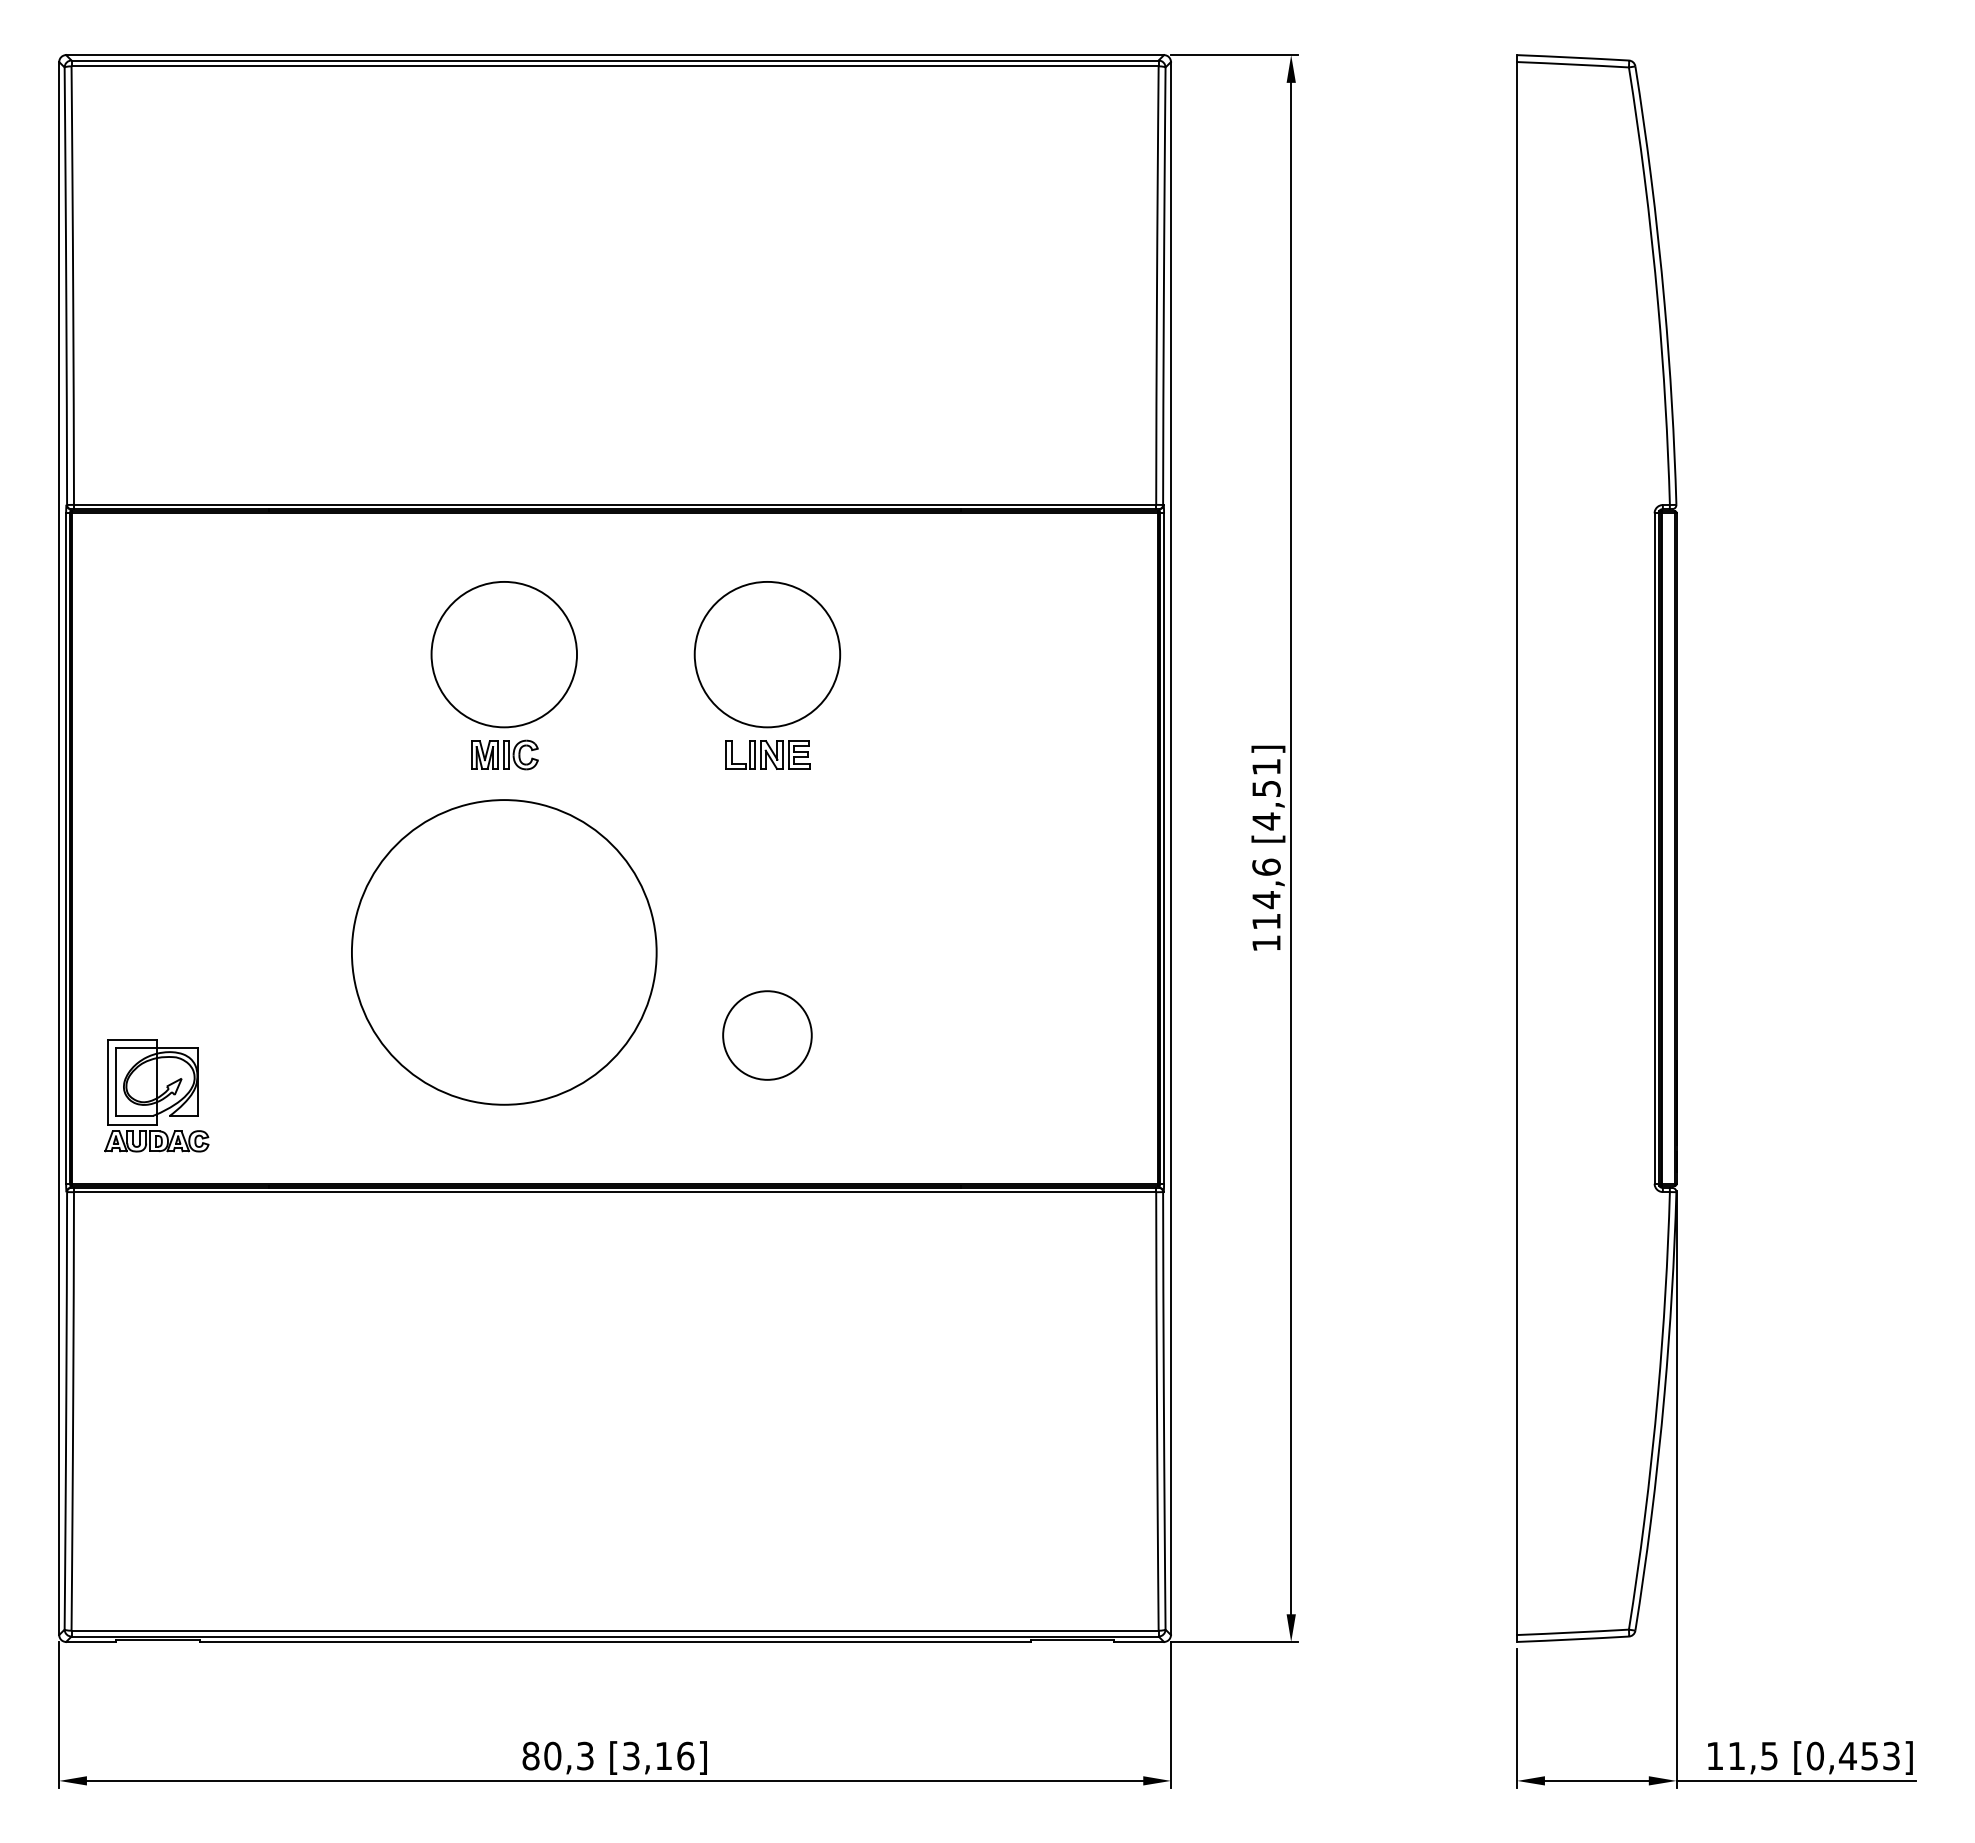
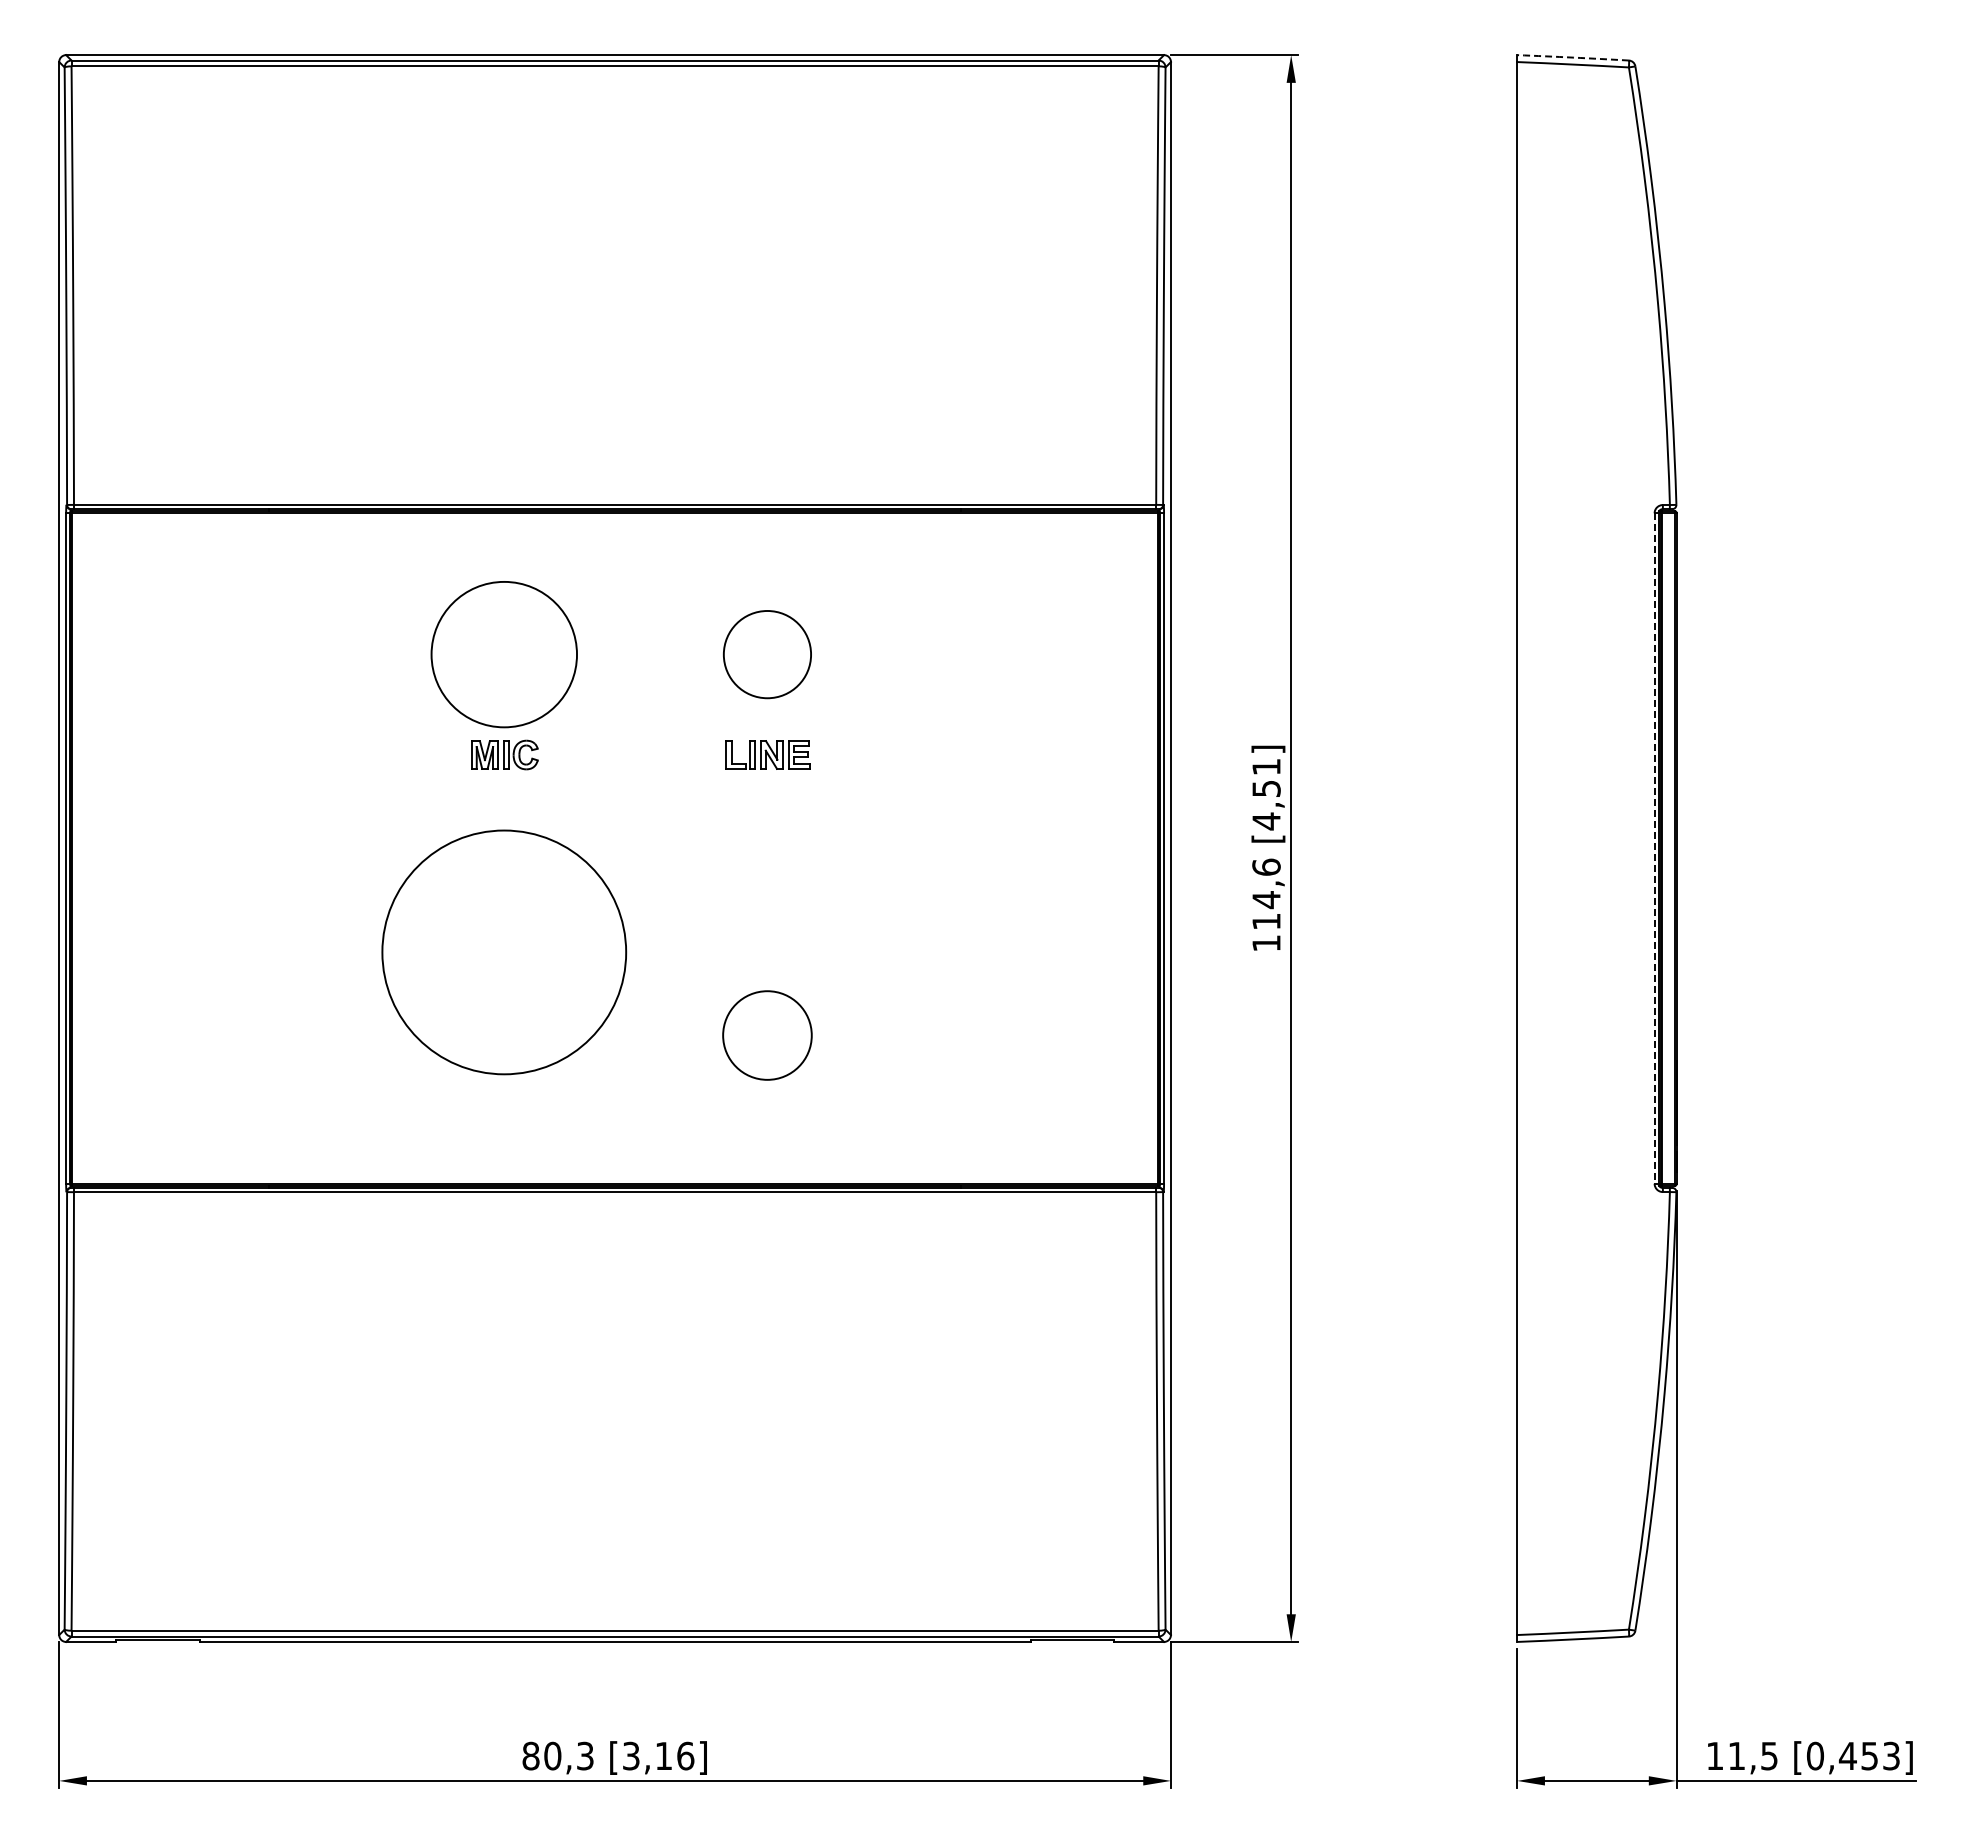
arc: solid -> dashed (1573, 57)
circle diameter: 145 px -> 87 px (767, 654)
line: solid -> dashed (1654, 849)
circle diameter: 305 px -> 244 px (504, 952)
part: present -> none (156, 1095)
